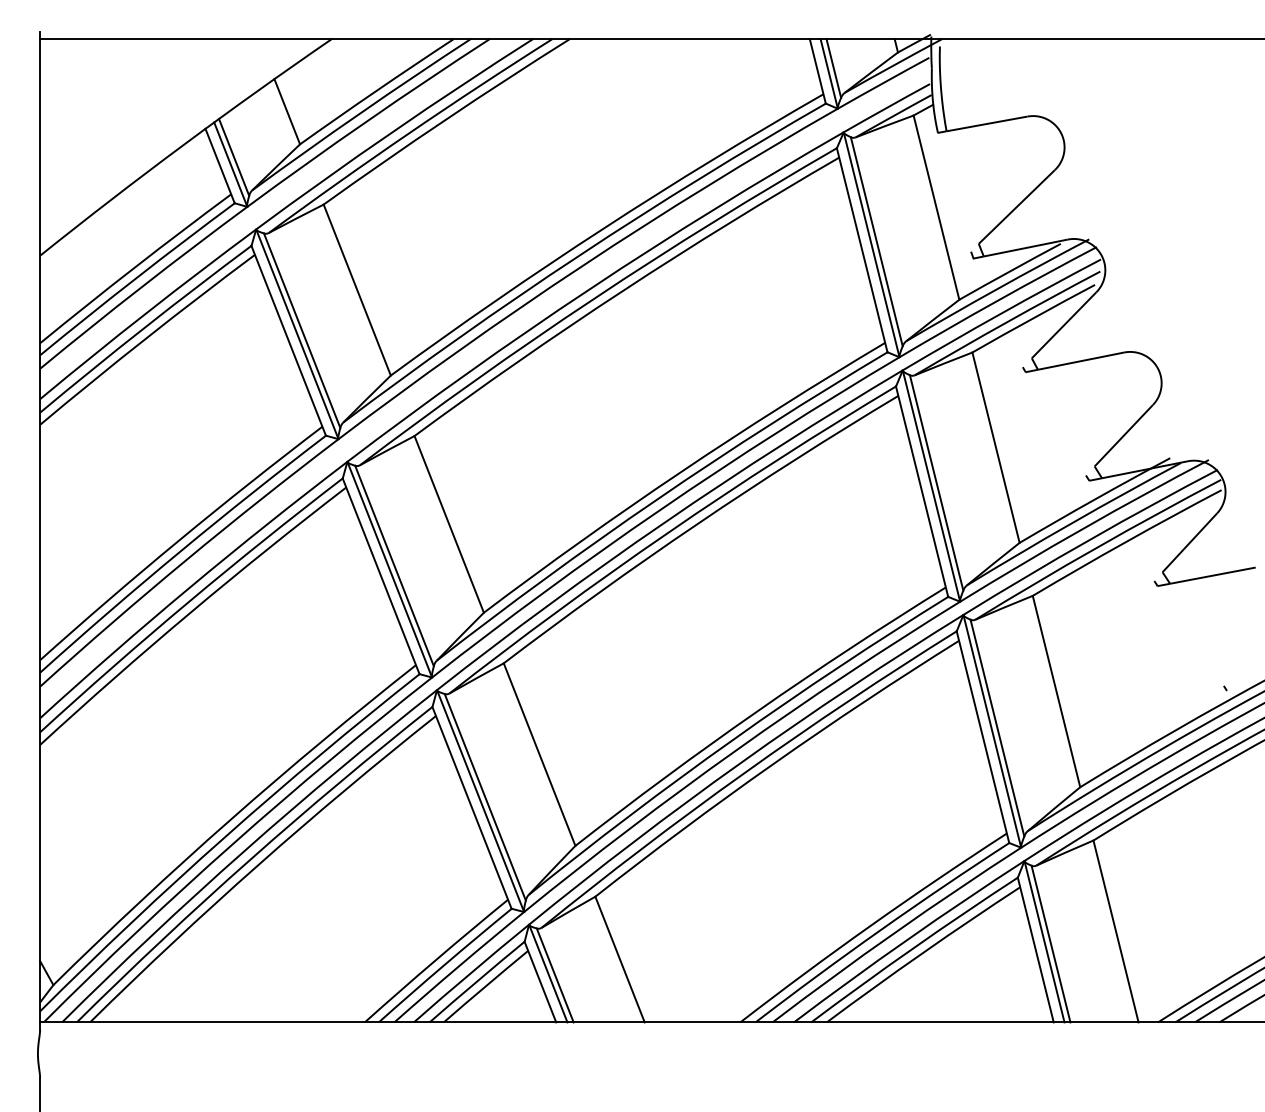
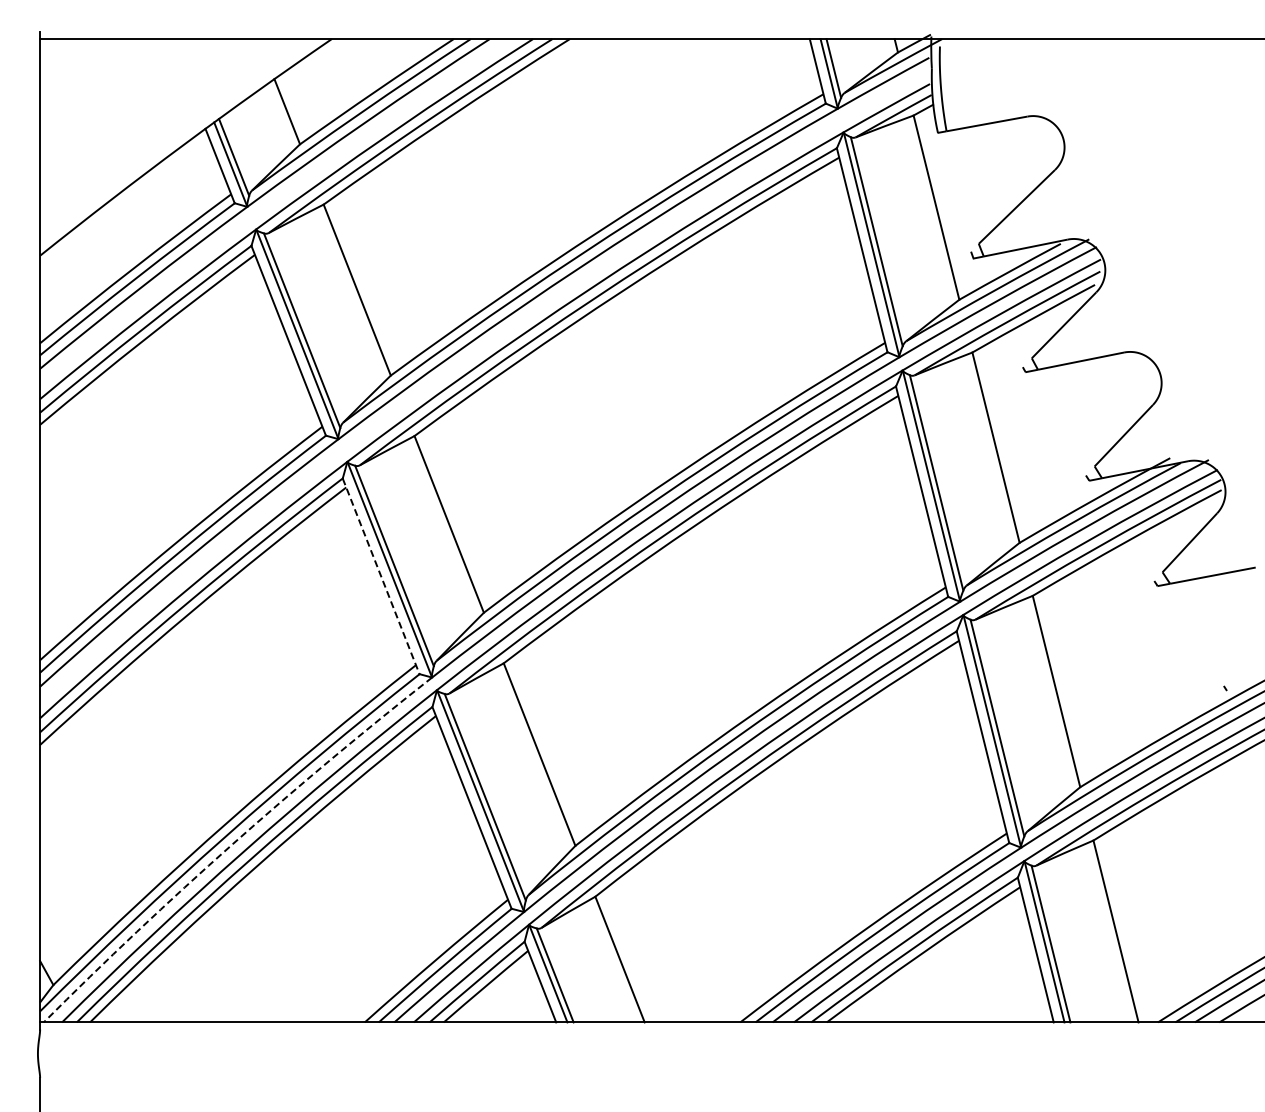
line: solid -> dashed (381, 576)
arc: solid -> dashed (232, 844)
